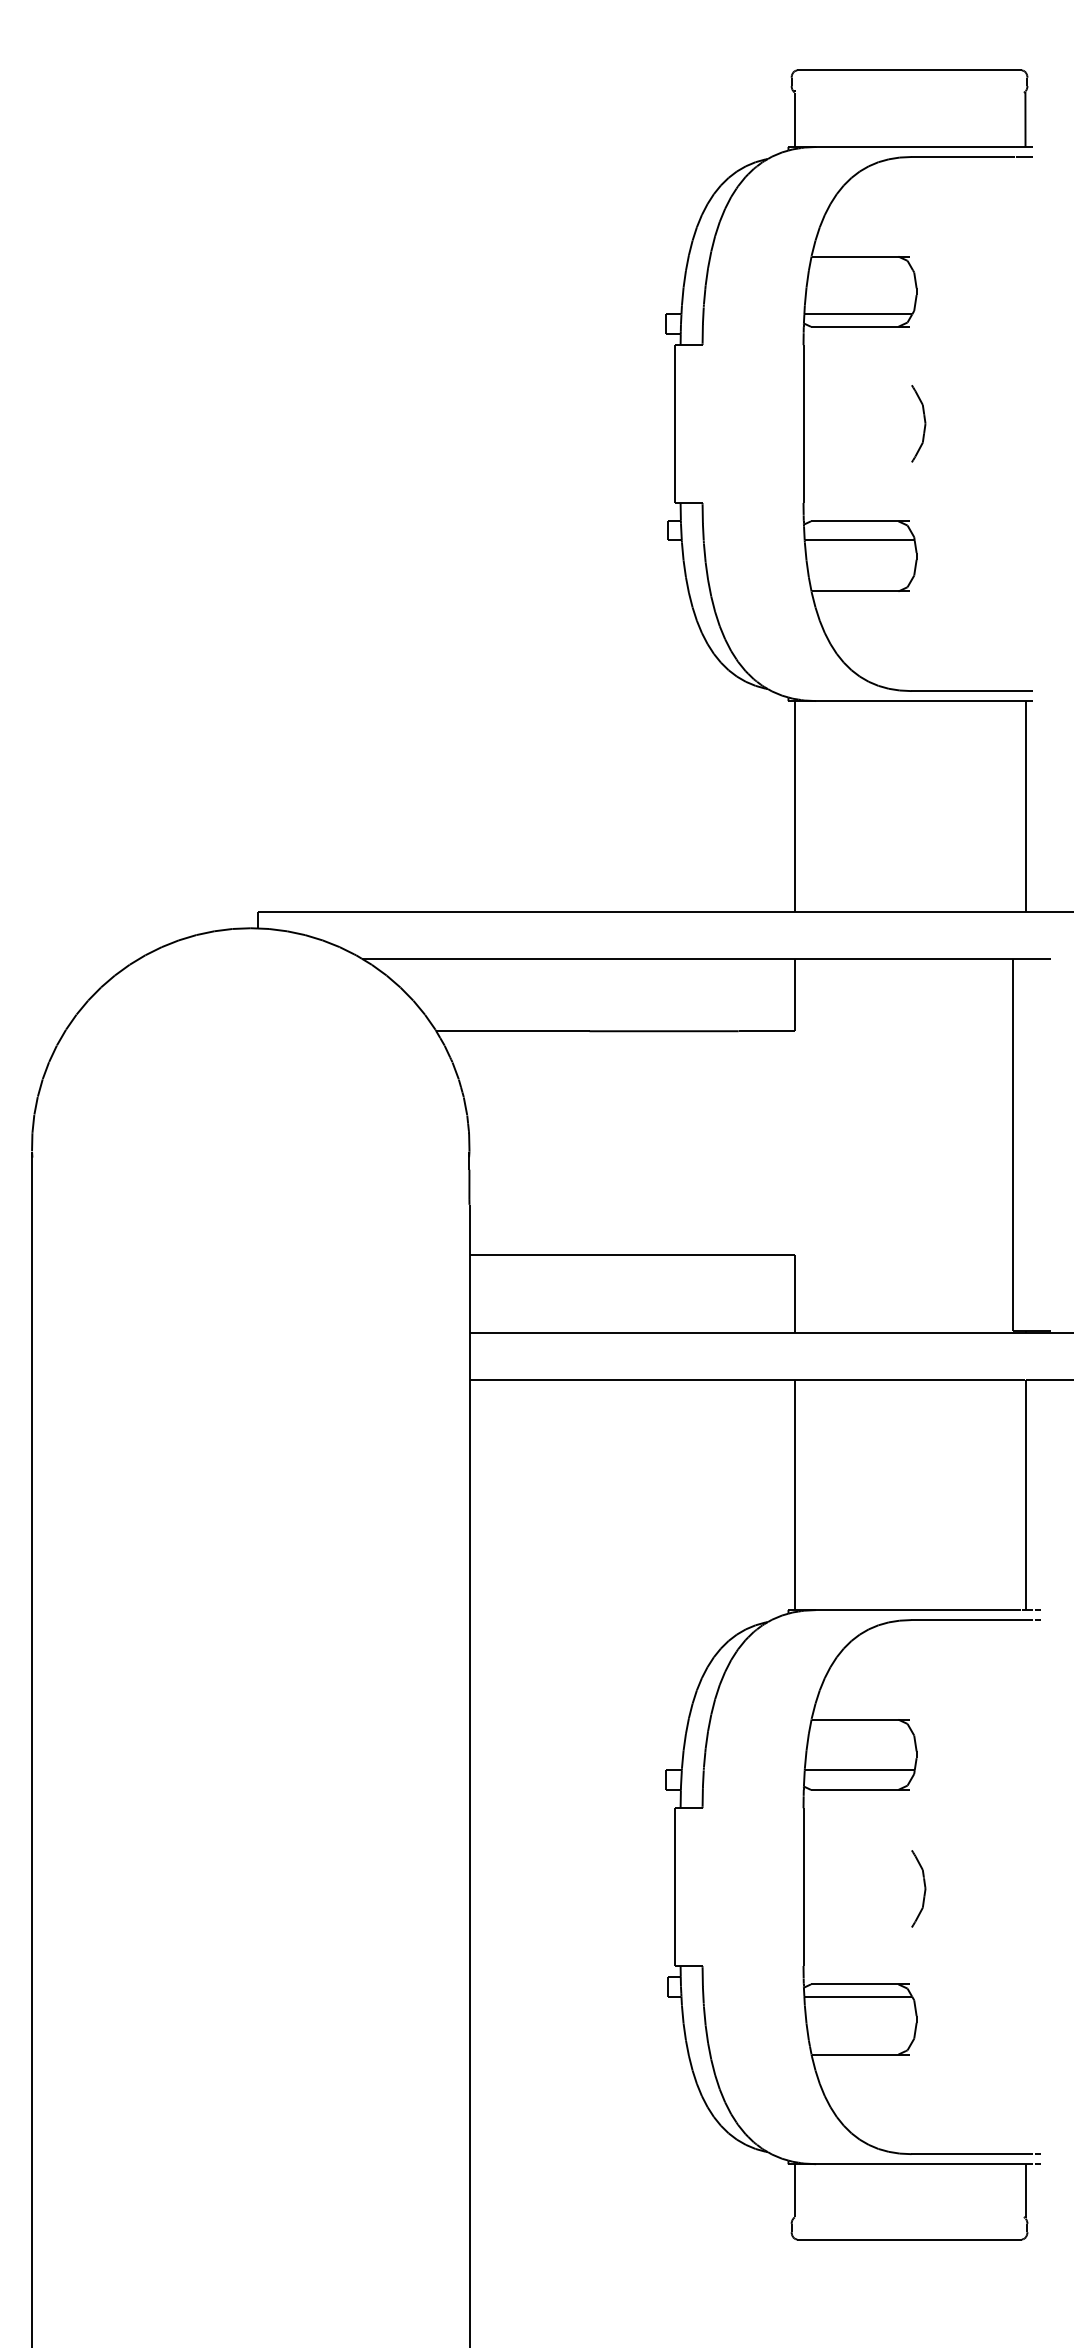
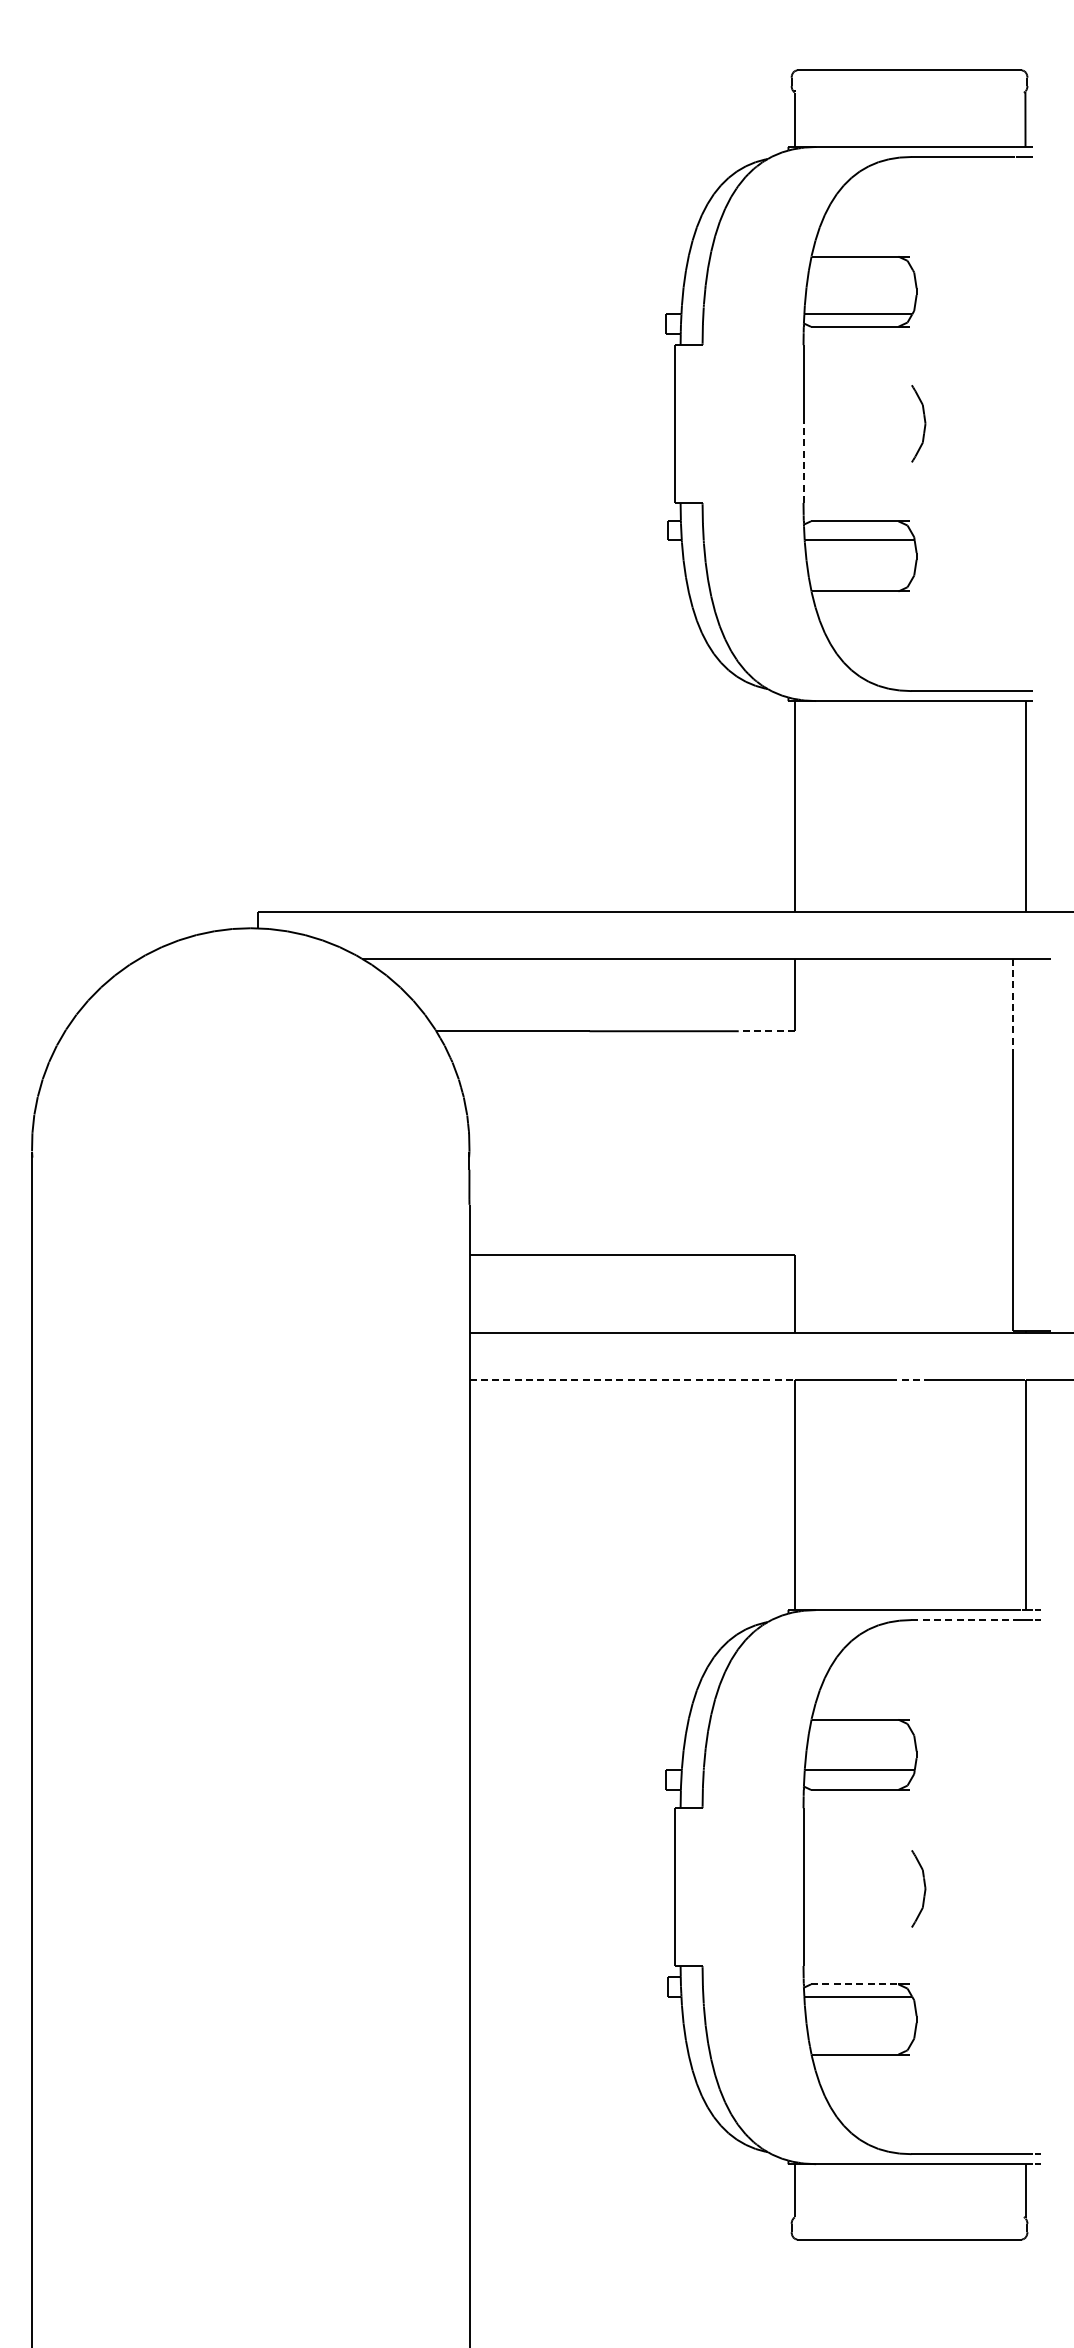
line: solid -> dashed (803, 463)
line: solid -> dashed (1013, 1007)
line: solid -> dashed (766, 1031)
line: solid -> dashed (632, 1380)
line: solid -> dashed (910, 1380)
line: solid -> dashed (962, 1620)
line: solid -> dashed (854, 1984)
